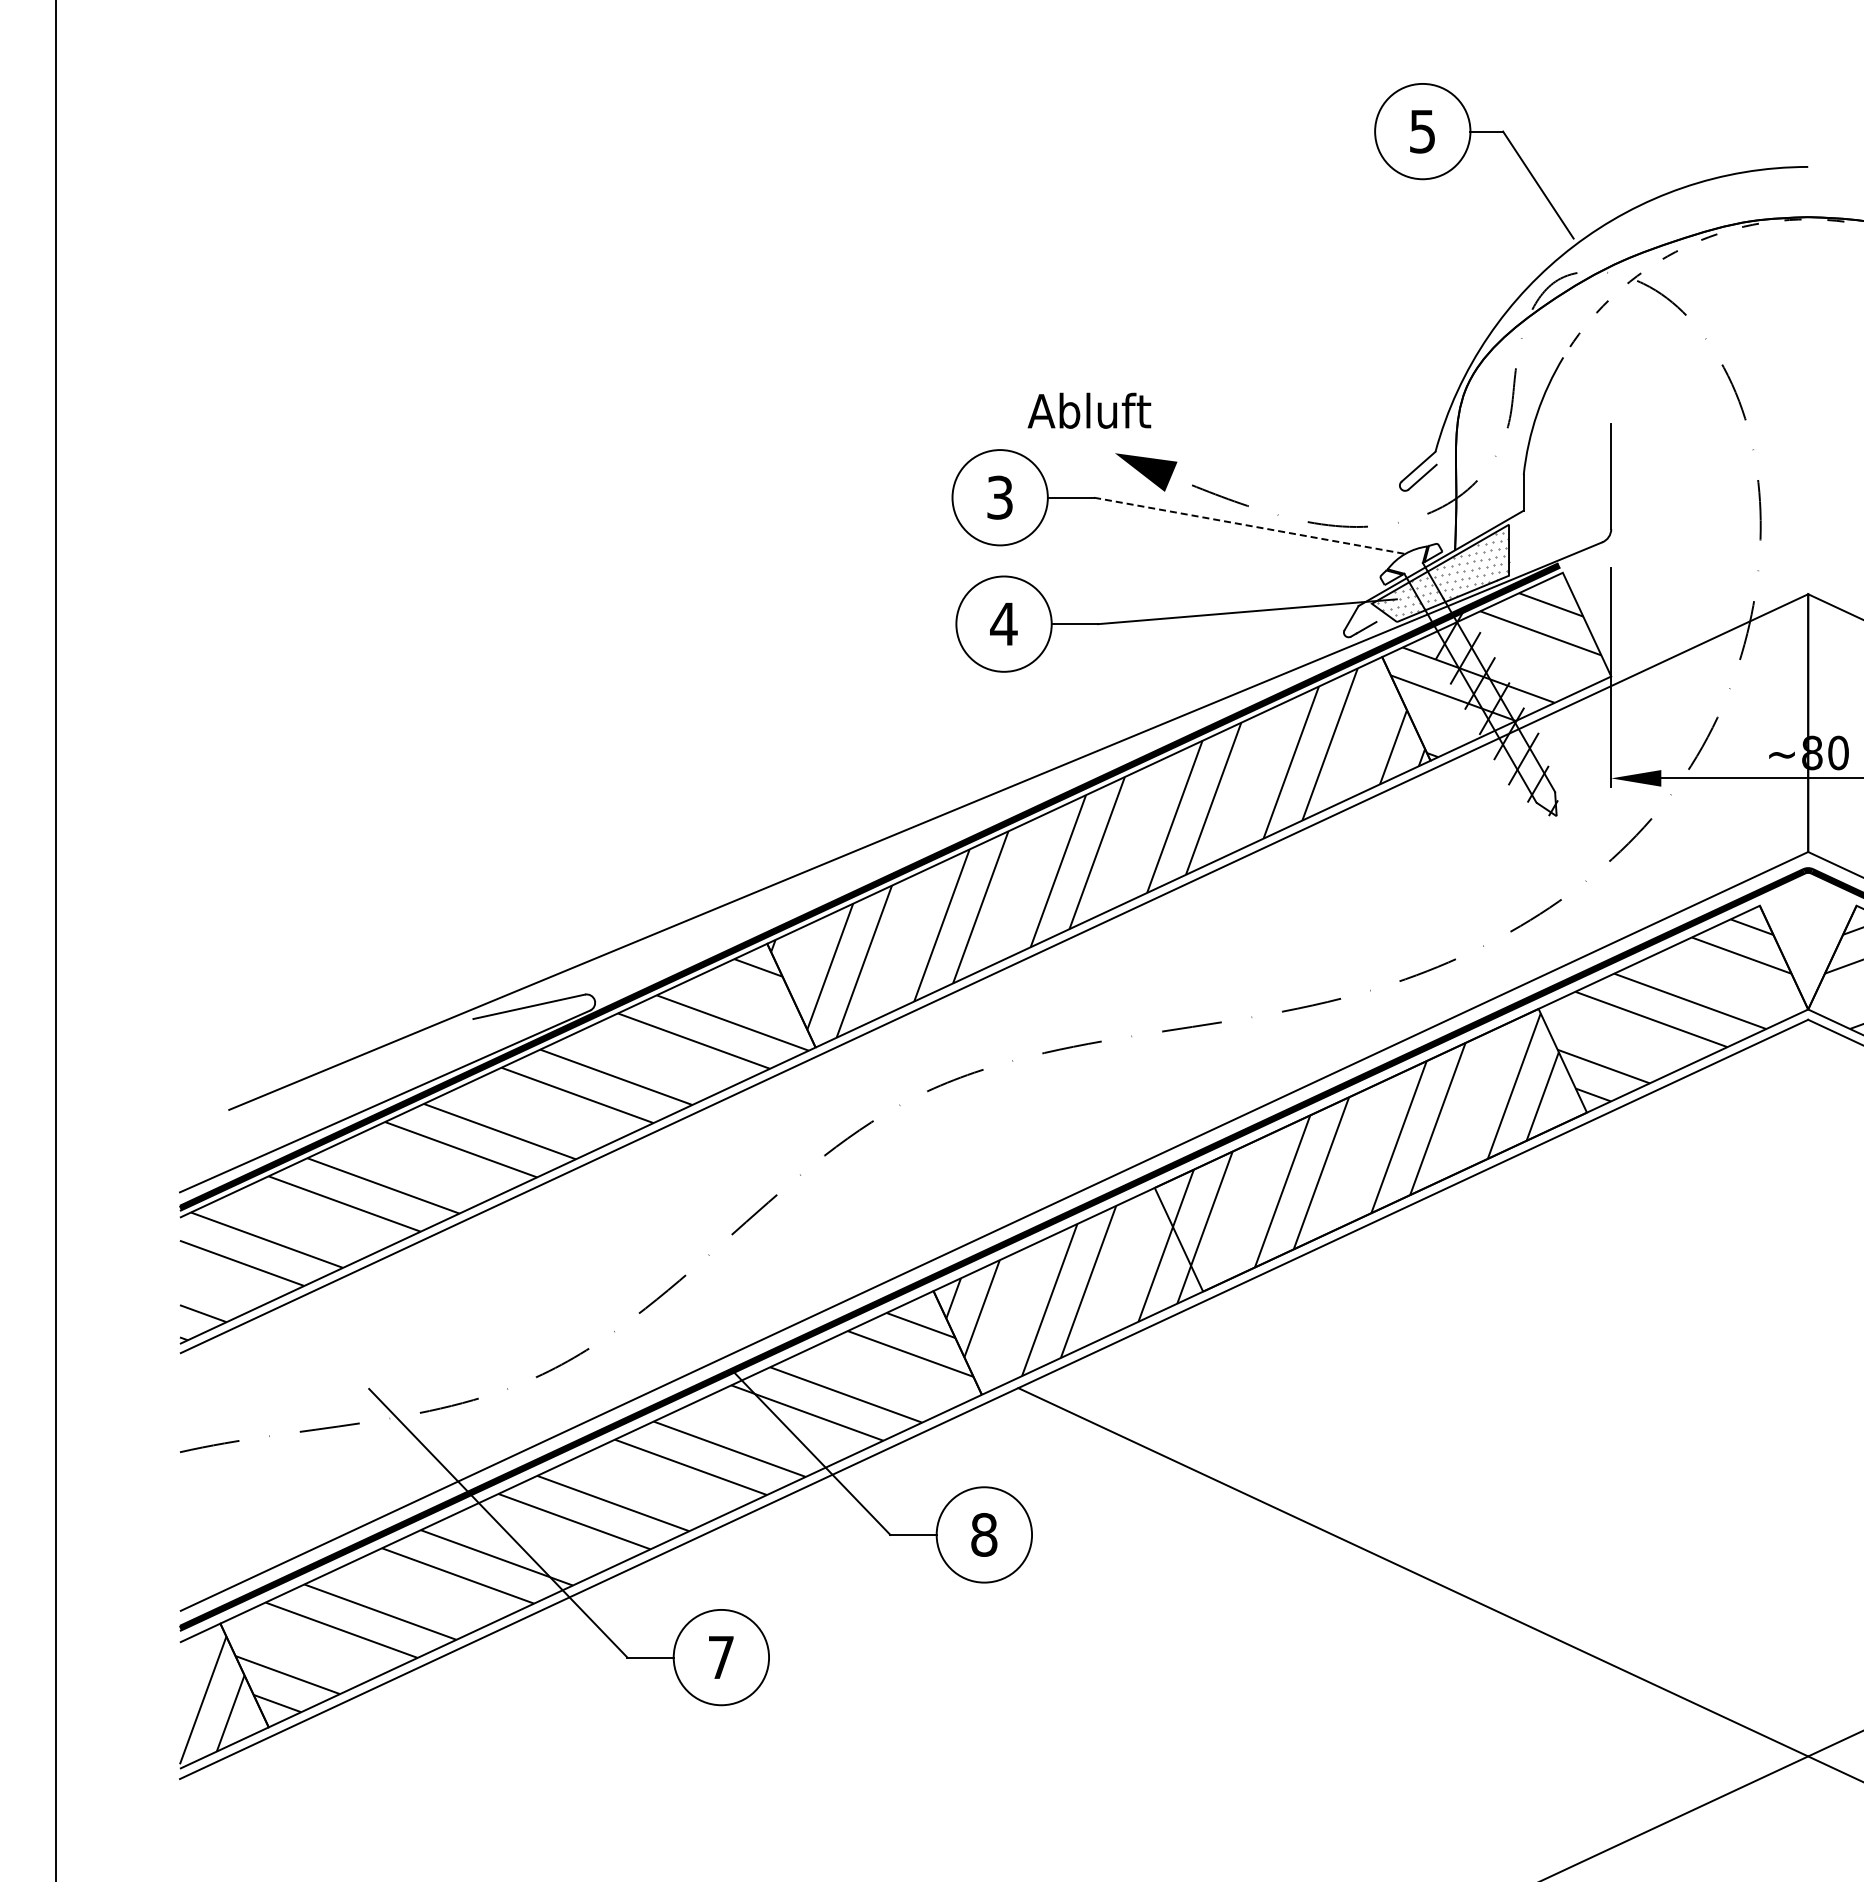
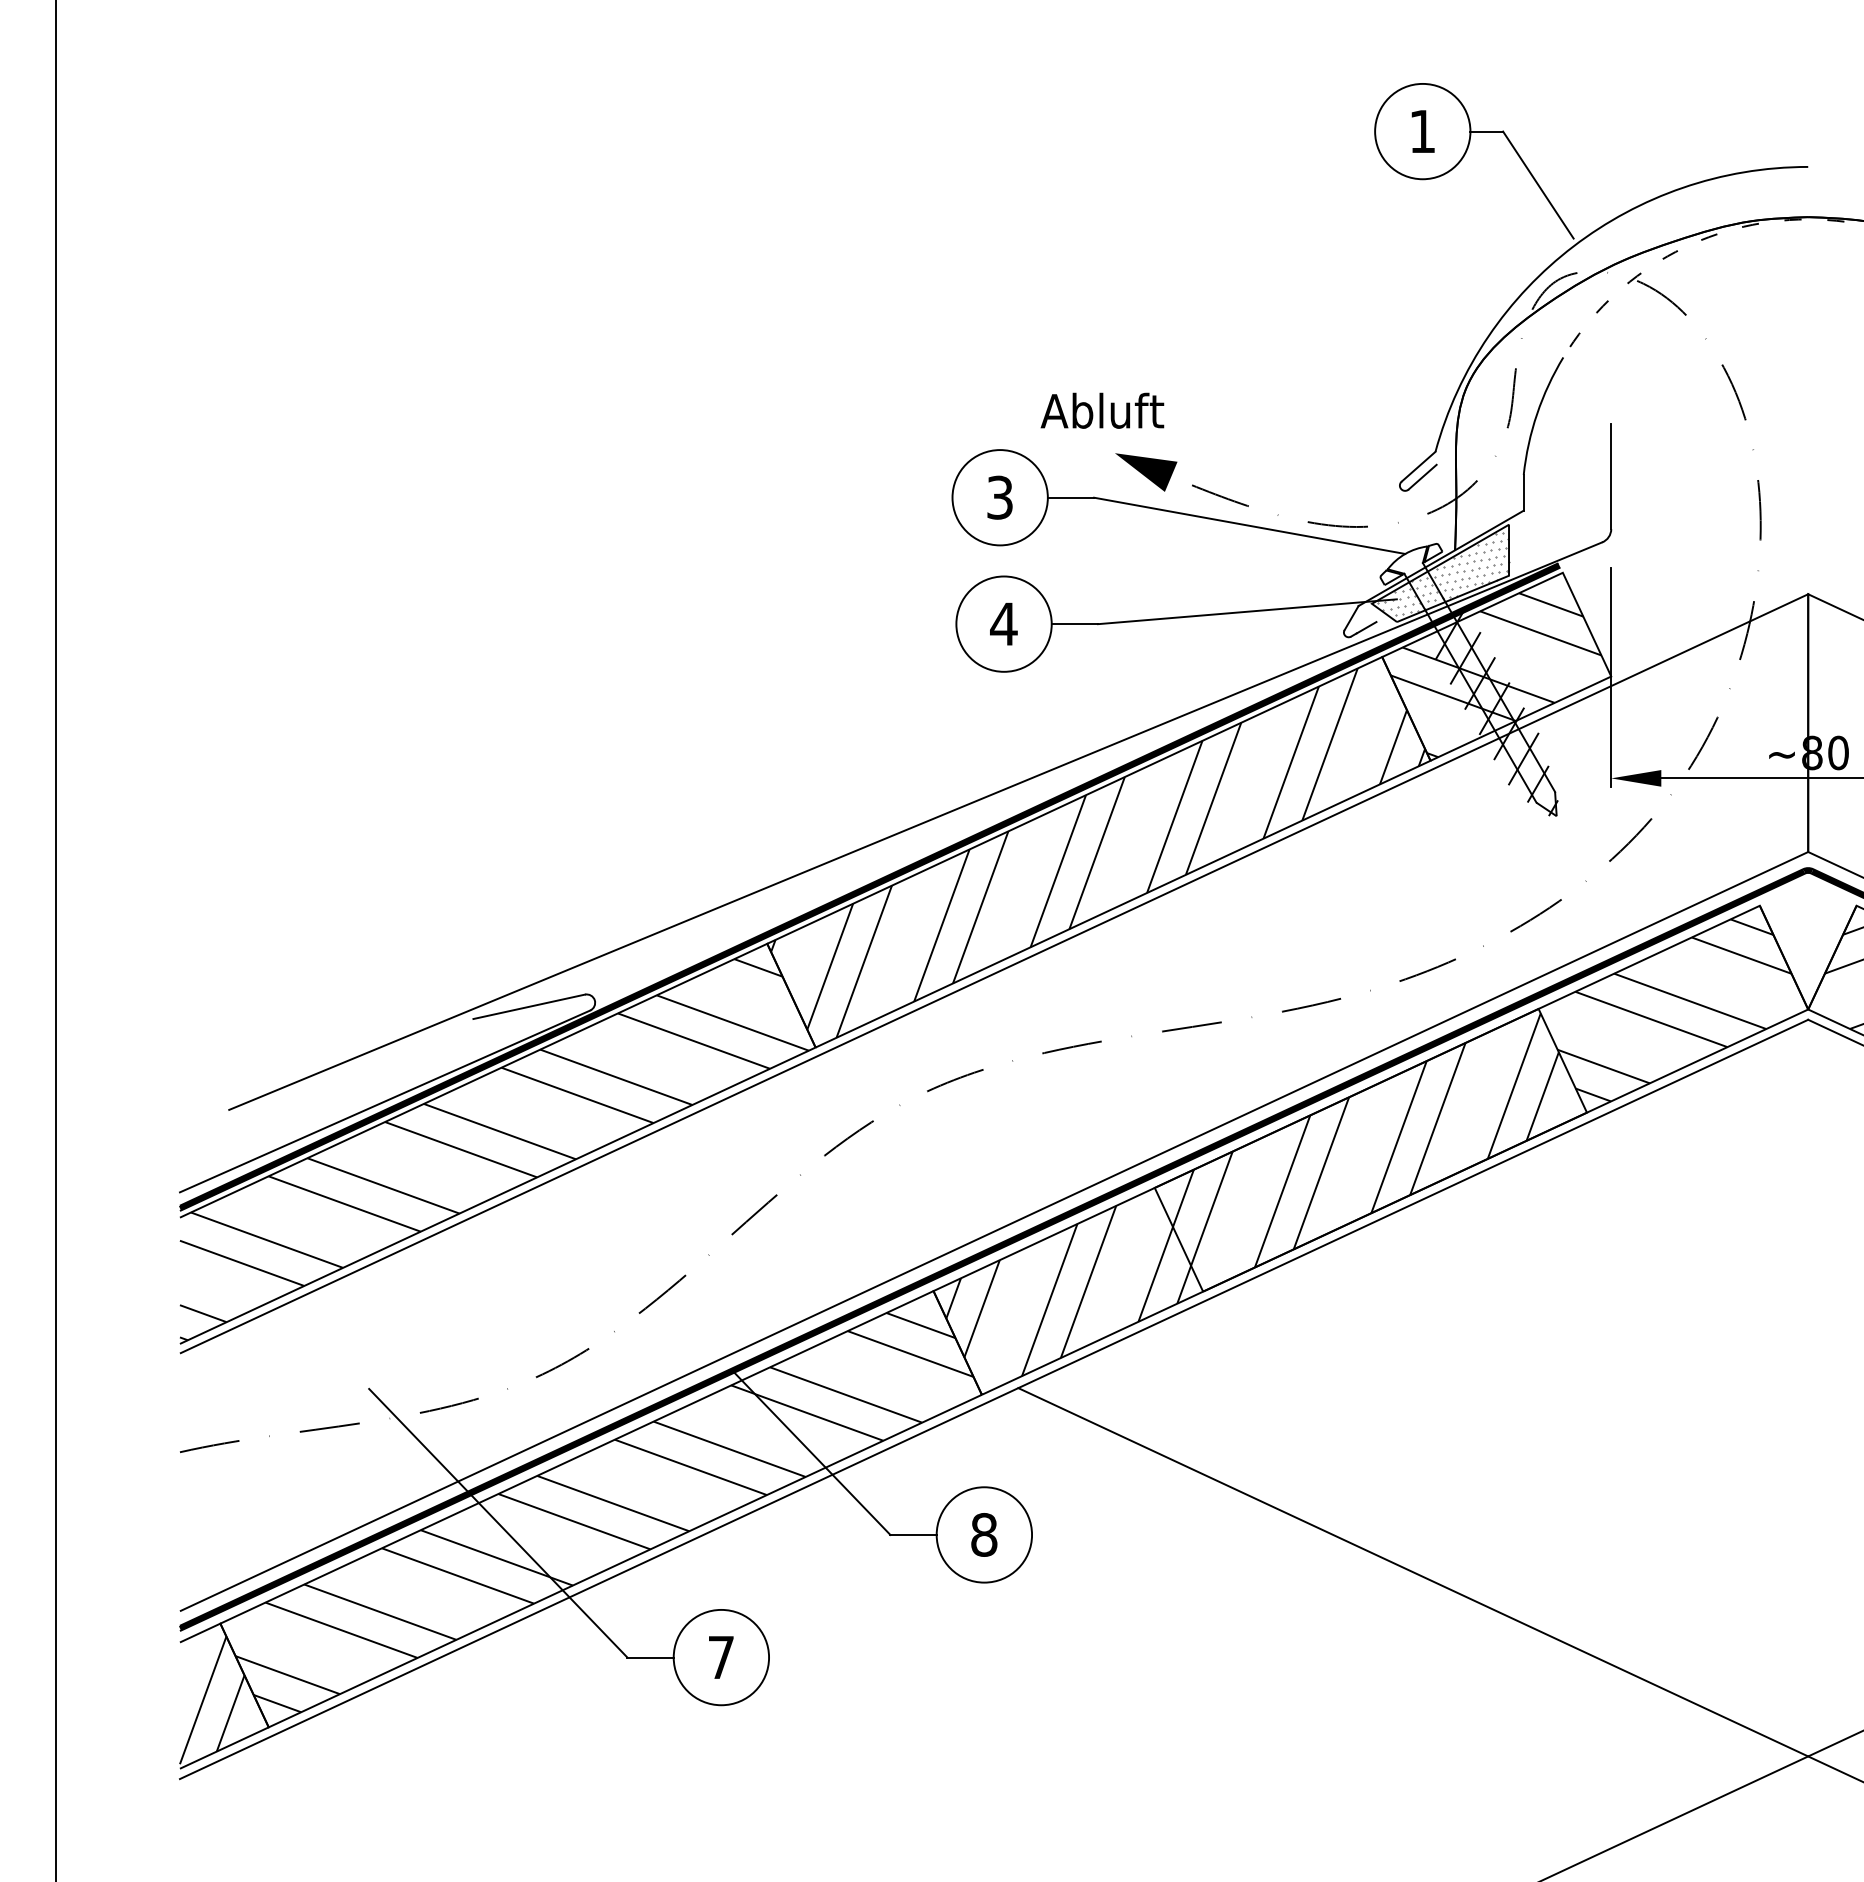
text: 5 -> 1 (1422, 131)
text position: (1089, 410) -> (1102, 410) (1102, 410)
line: dashed -> solid (1250, 525)
